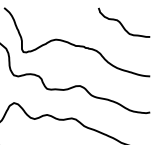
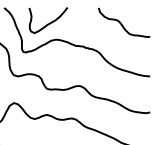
curve: none -> present (49, 22)
